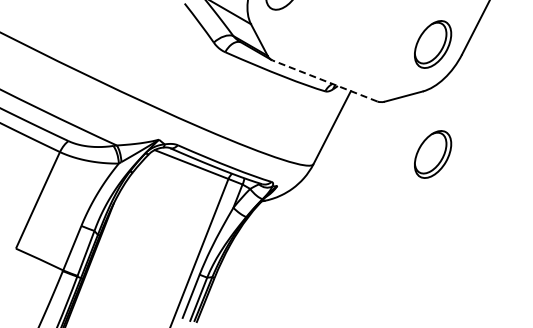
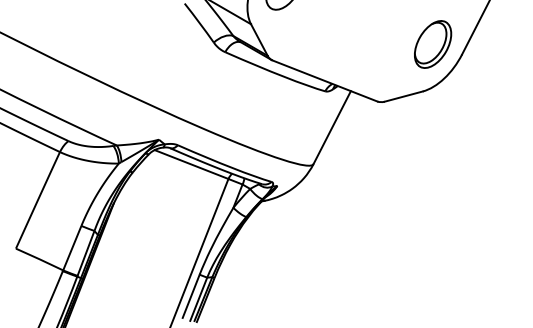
line: dashed -> solid (324, 80)
part: present -> none (433, 154)
